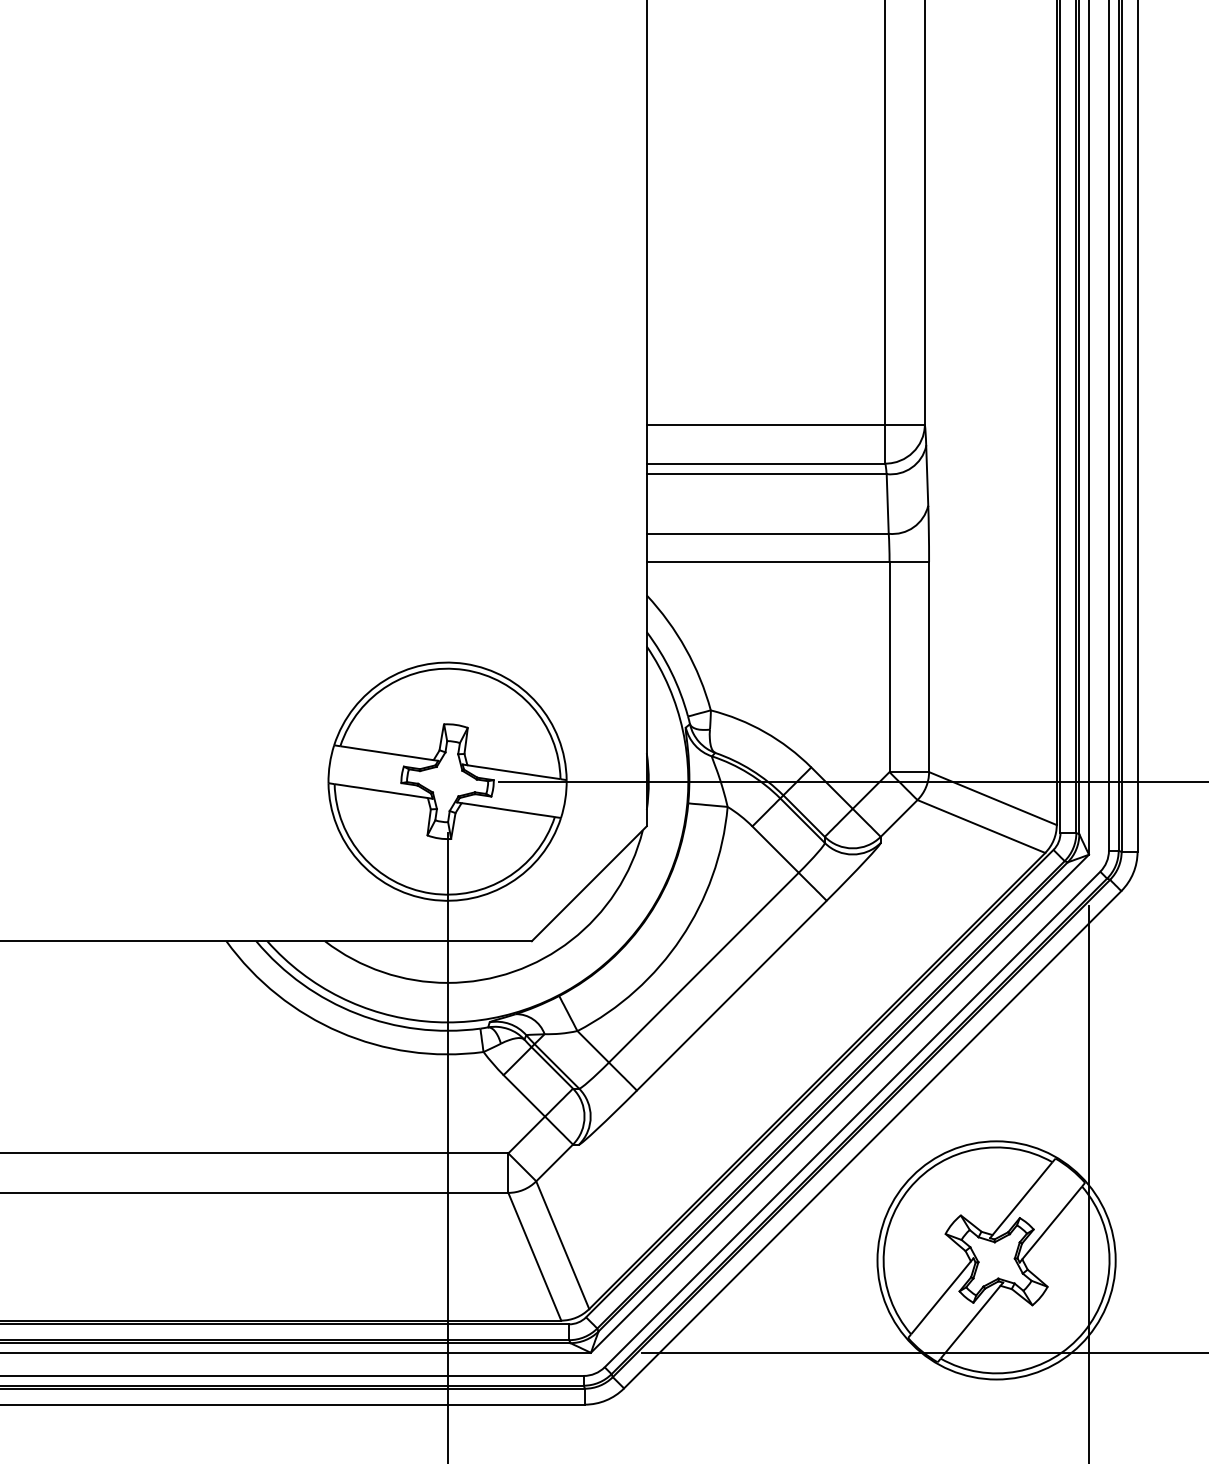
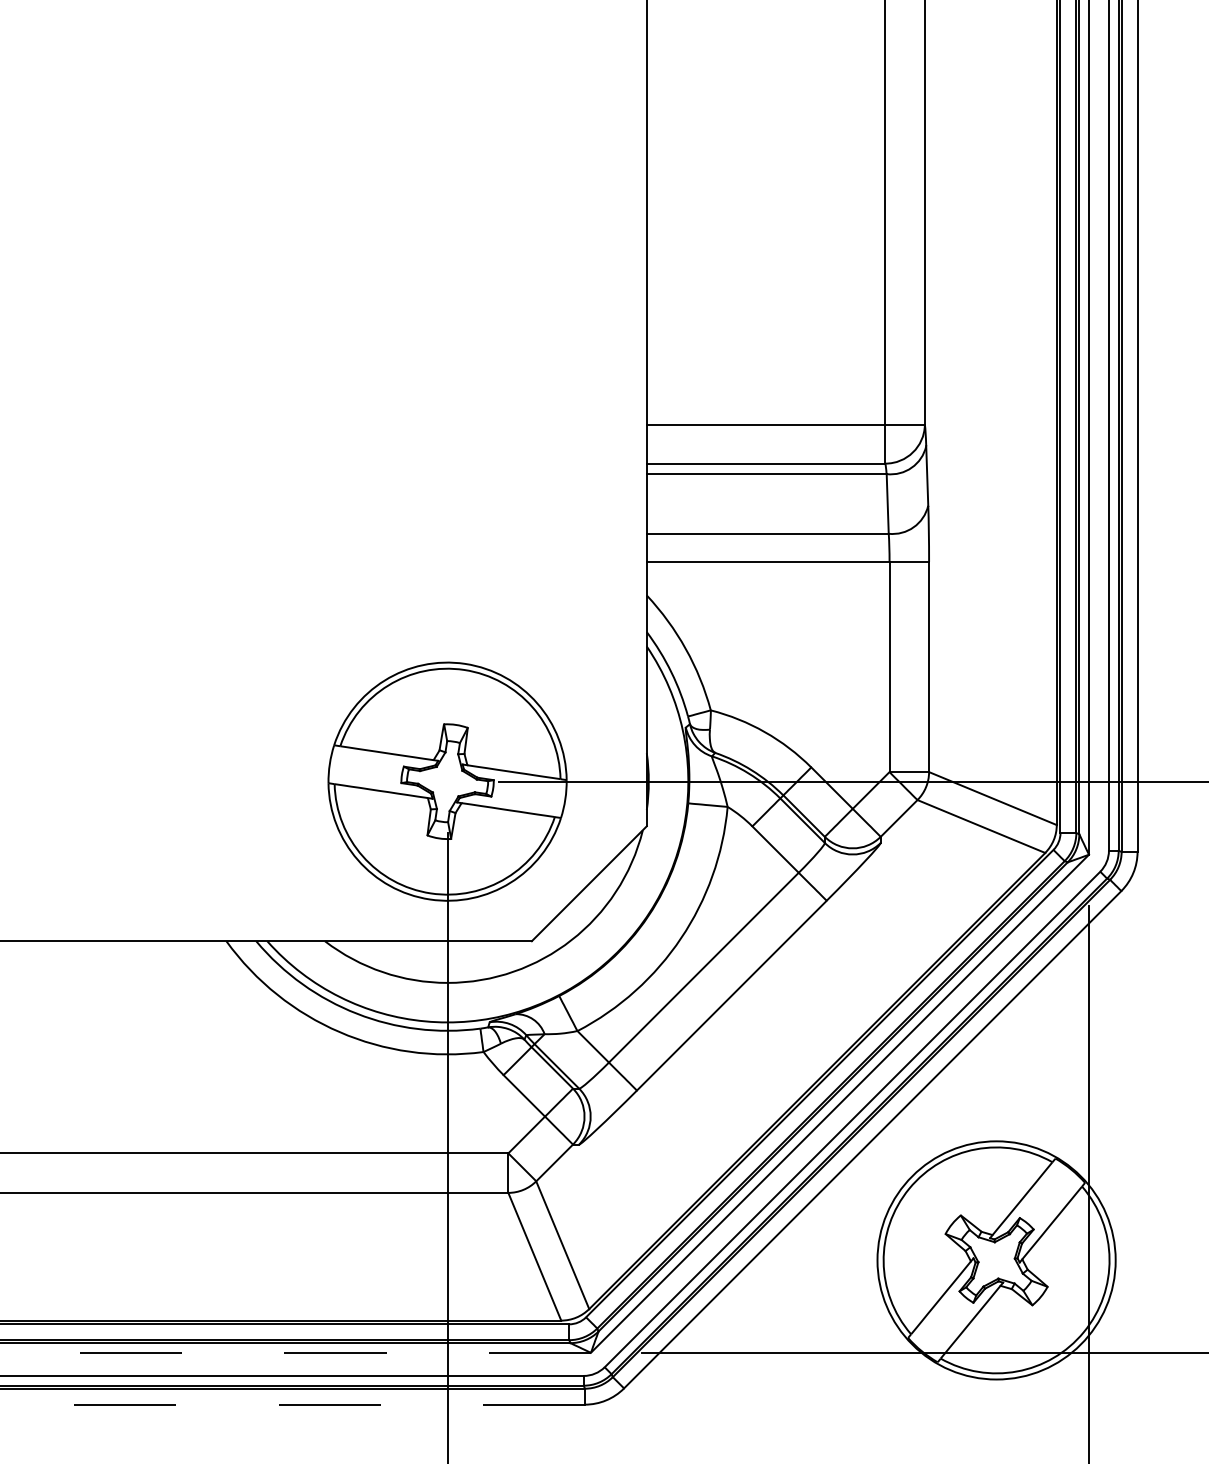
line: solid -> dashed (295, 1352)
line: solid -> dashed (292, 1404)
